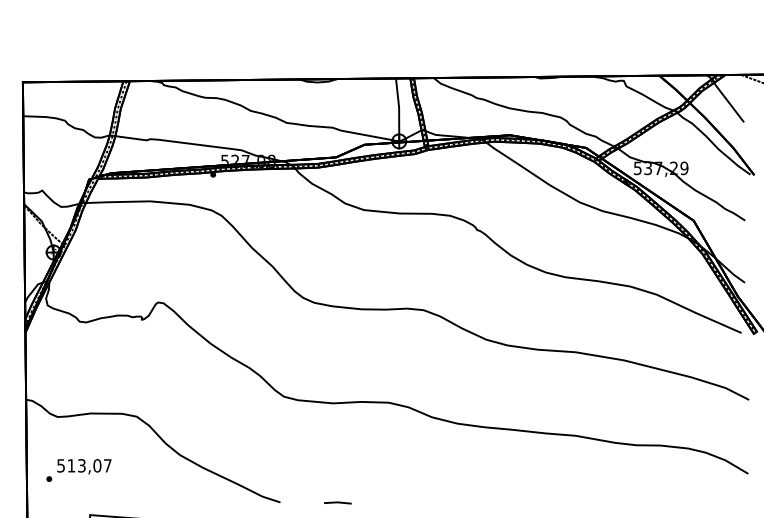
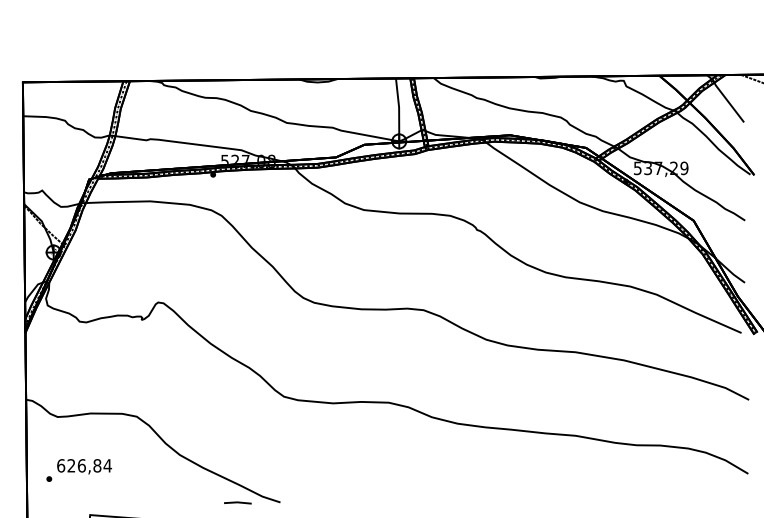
text: 513,07 -> 626,84 (84, 465)
line position: (337, 502) -> (237, 502) (237, 502)
